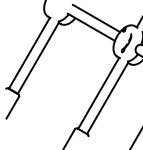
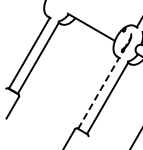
line: present -> none (96, 18)
line: solid -> dashed (98, 92)
